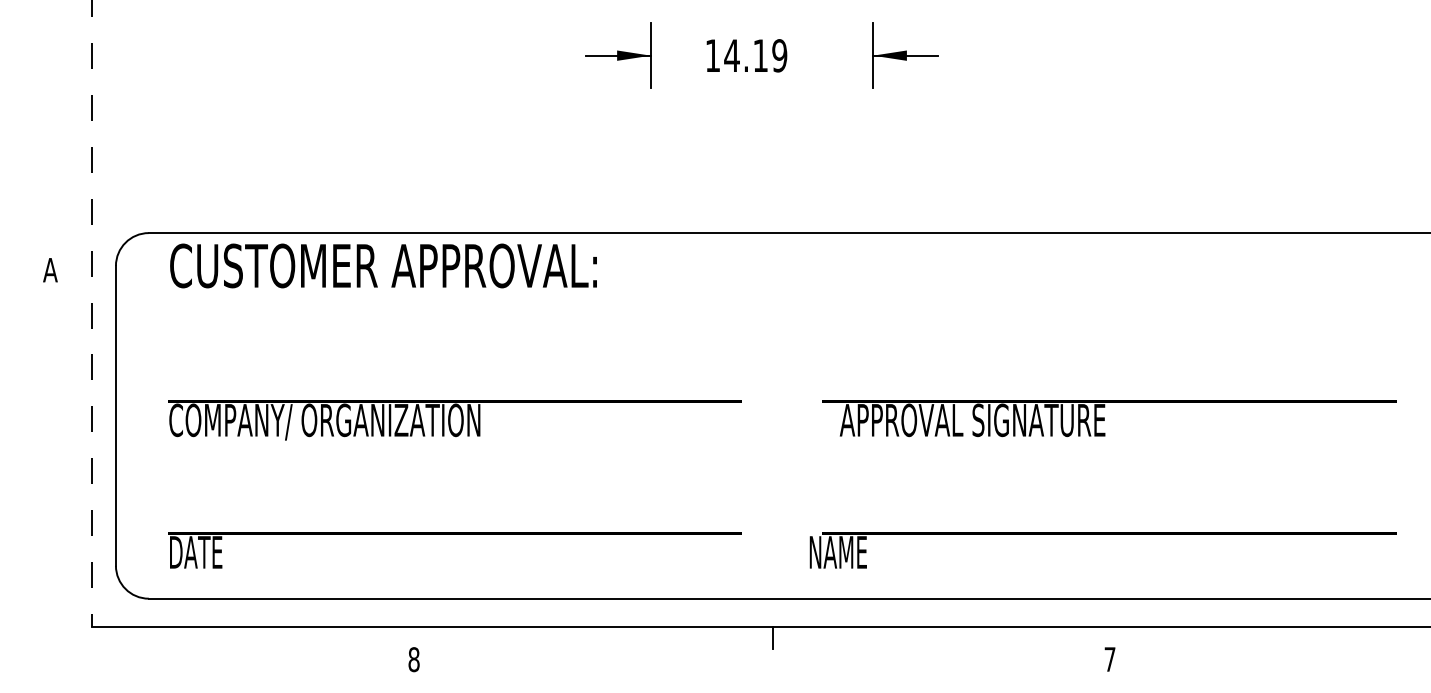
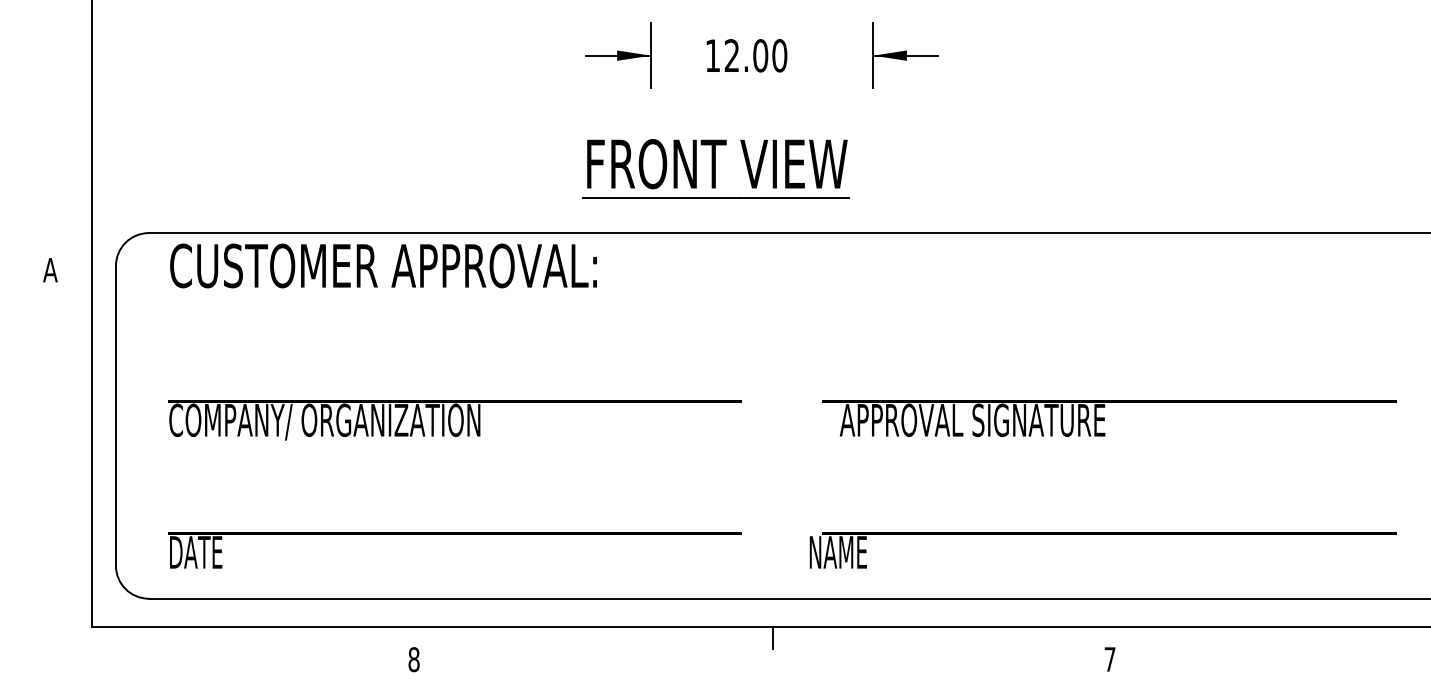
text: 14.19 -> 12.00 (755, 55)
part: none -> present (715, 168)
line: dashed -> solid (92, 313)
